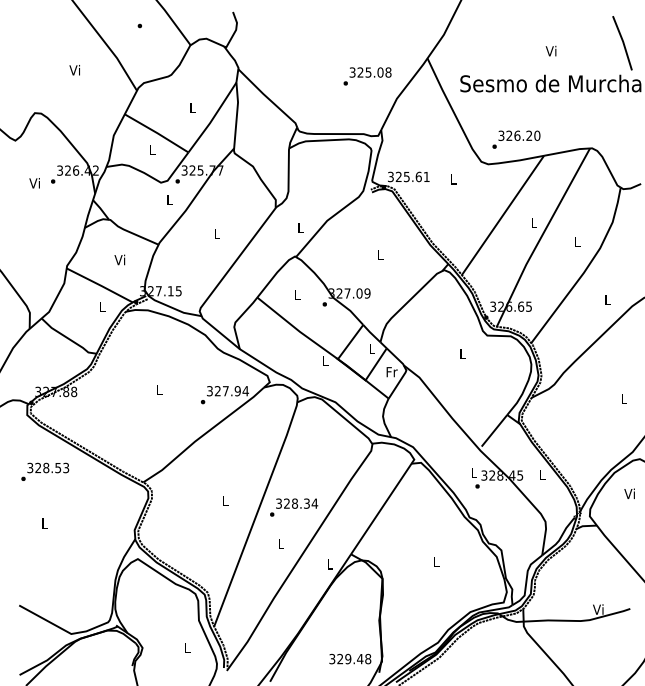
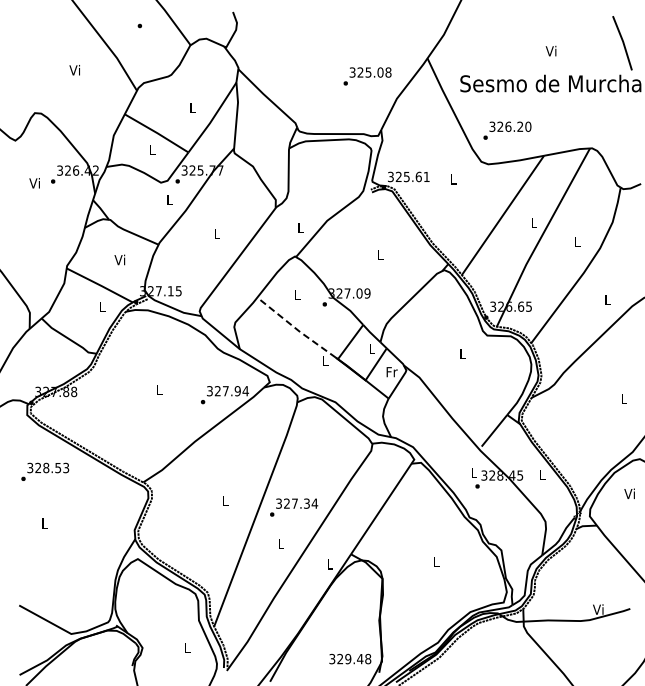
text position: (516, 139) -> (507, 130) (507, 130)
line: solid -> dashed (296, 328)
text: 328.34 -> 327.34 (295, 503)
